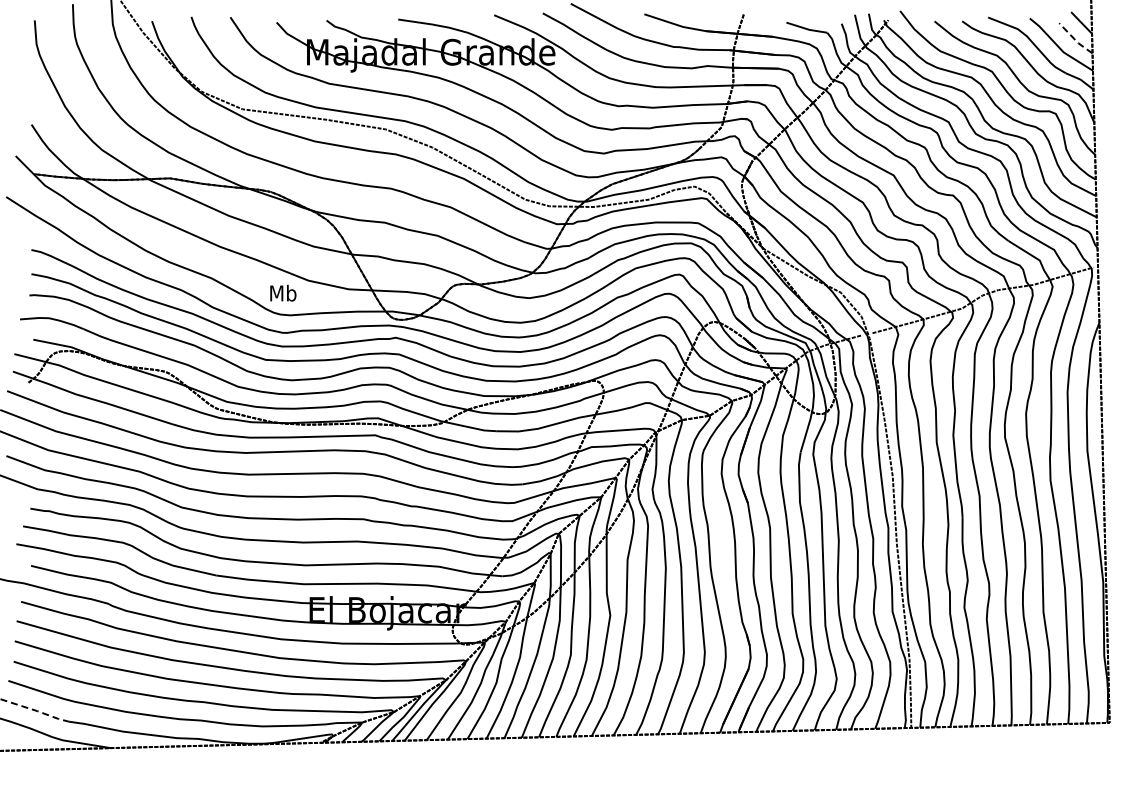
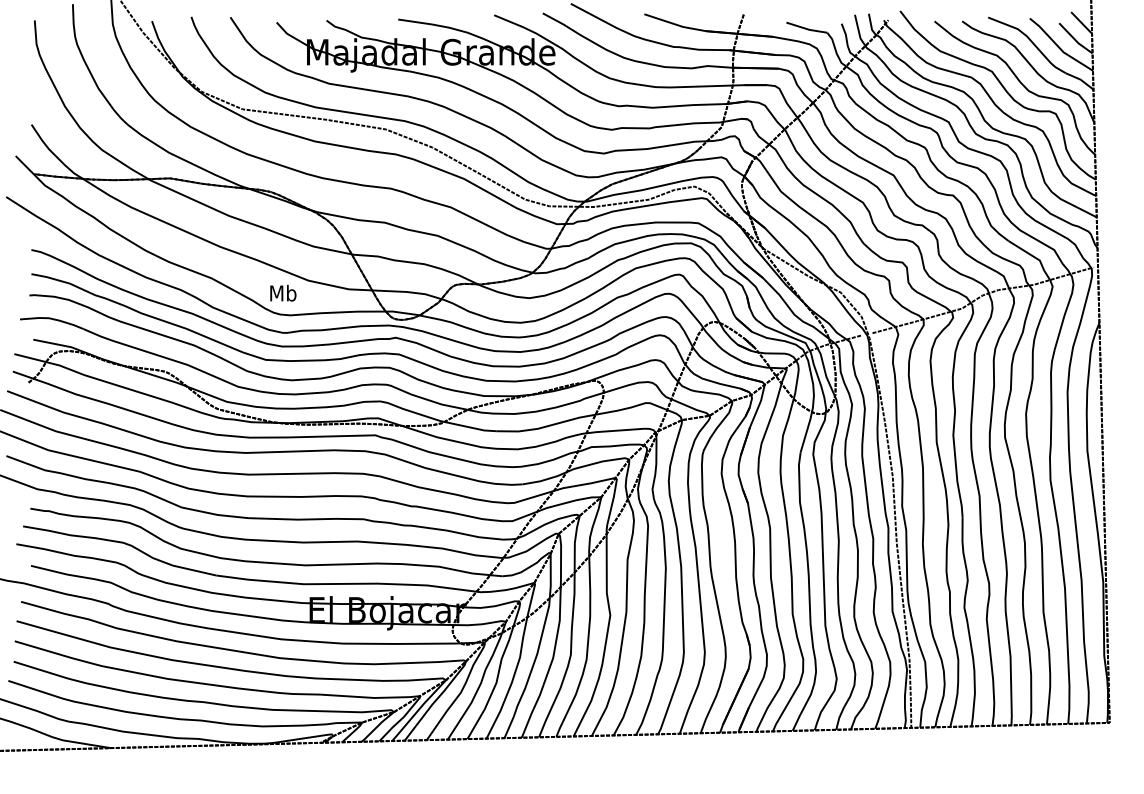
line: dashed -> solid (1075, 39)
line: dashed -> solid (36, 710)
